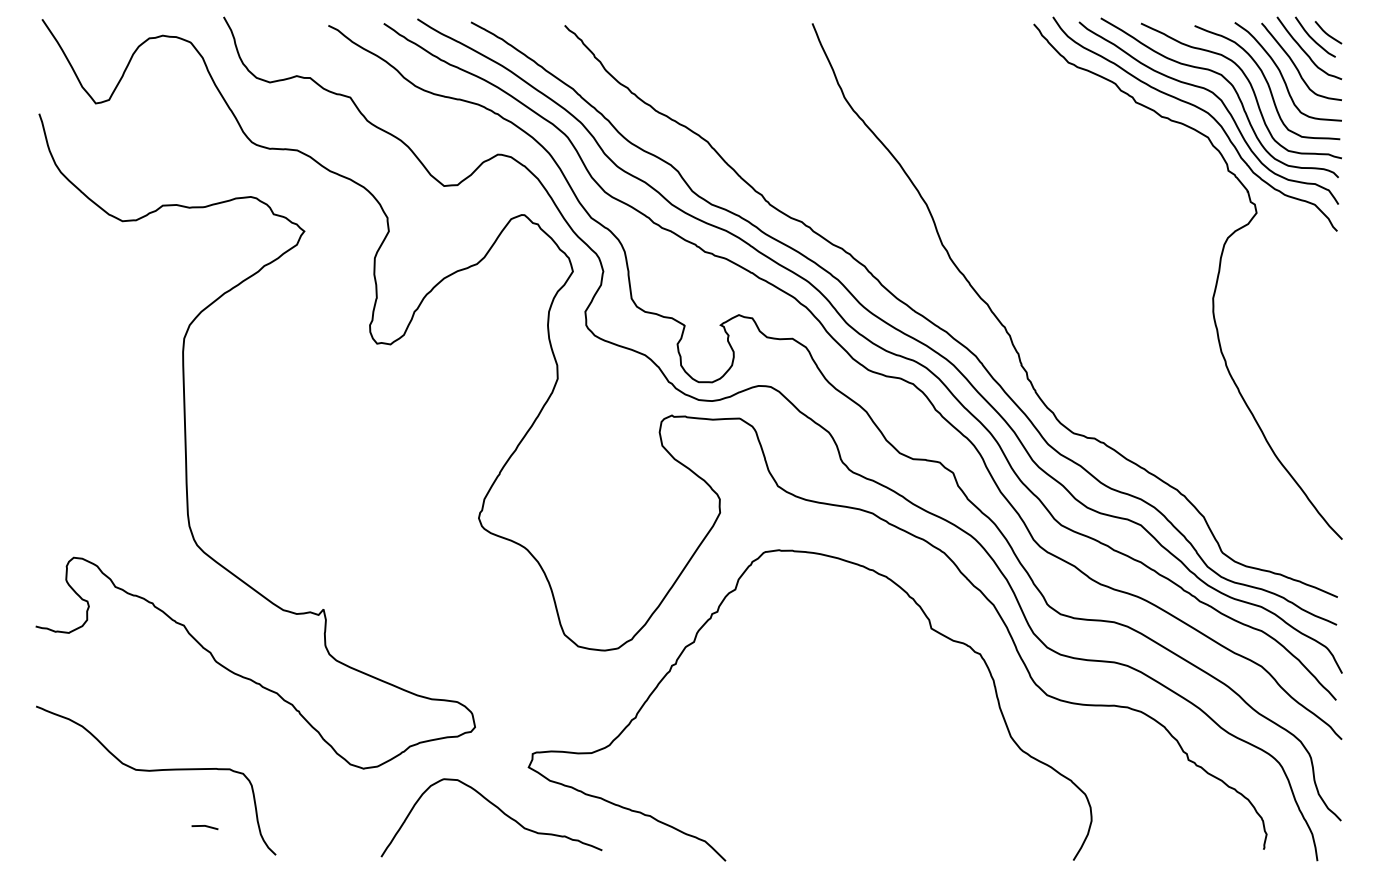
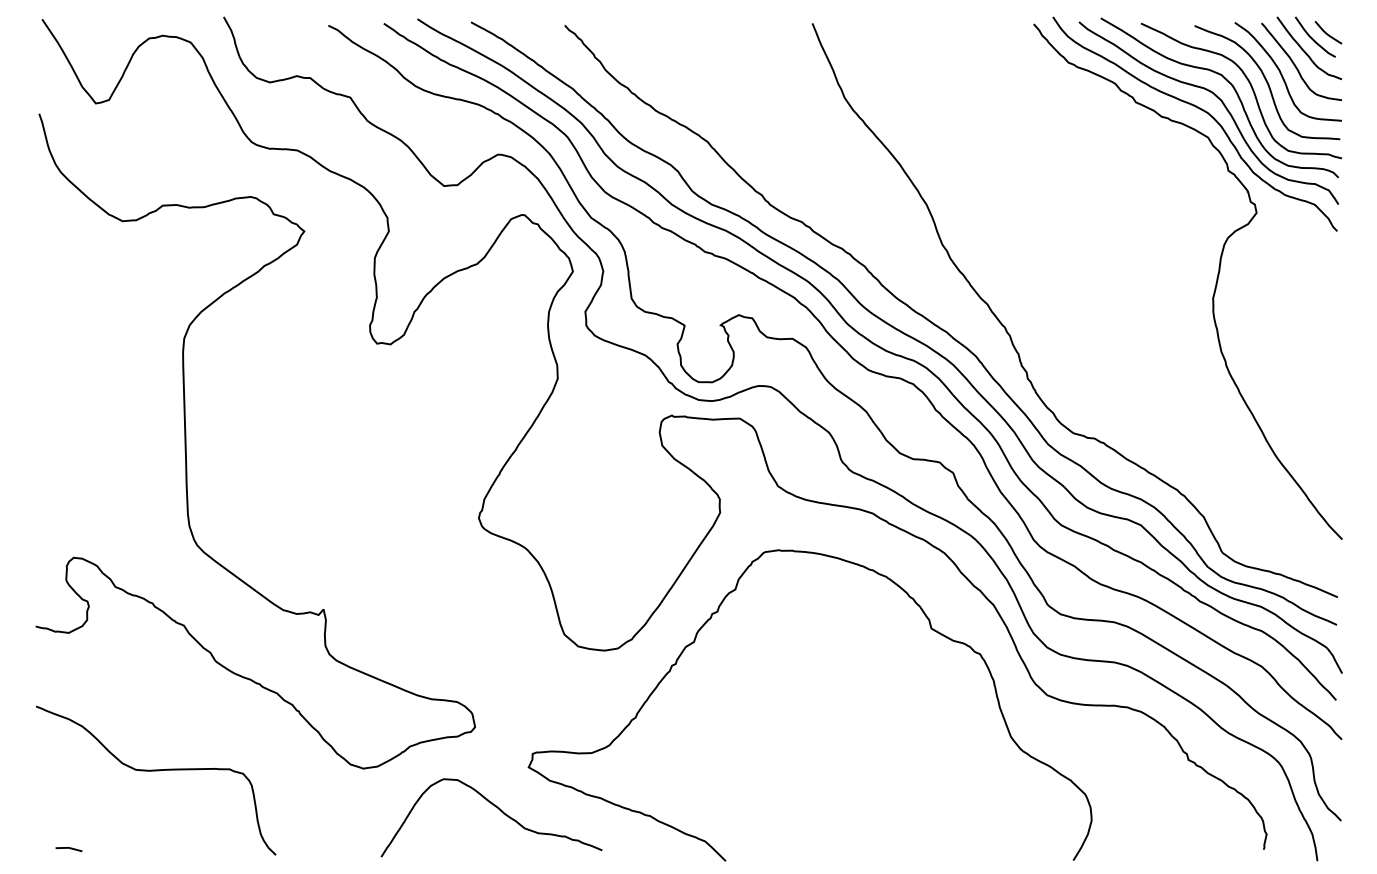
line position: (204, 826) -> (68, 848) (68, 848)
